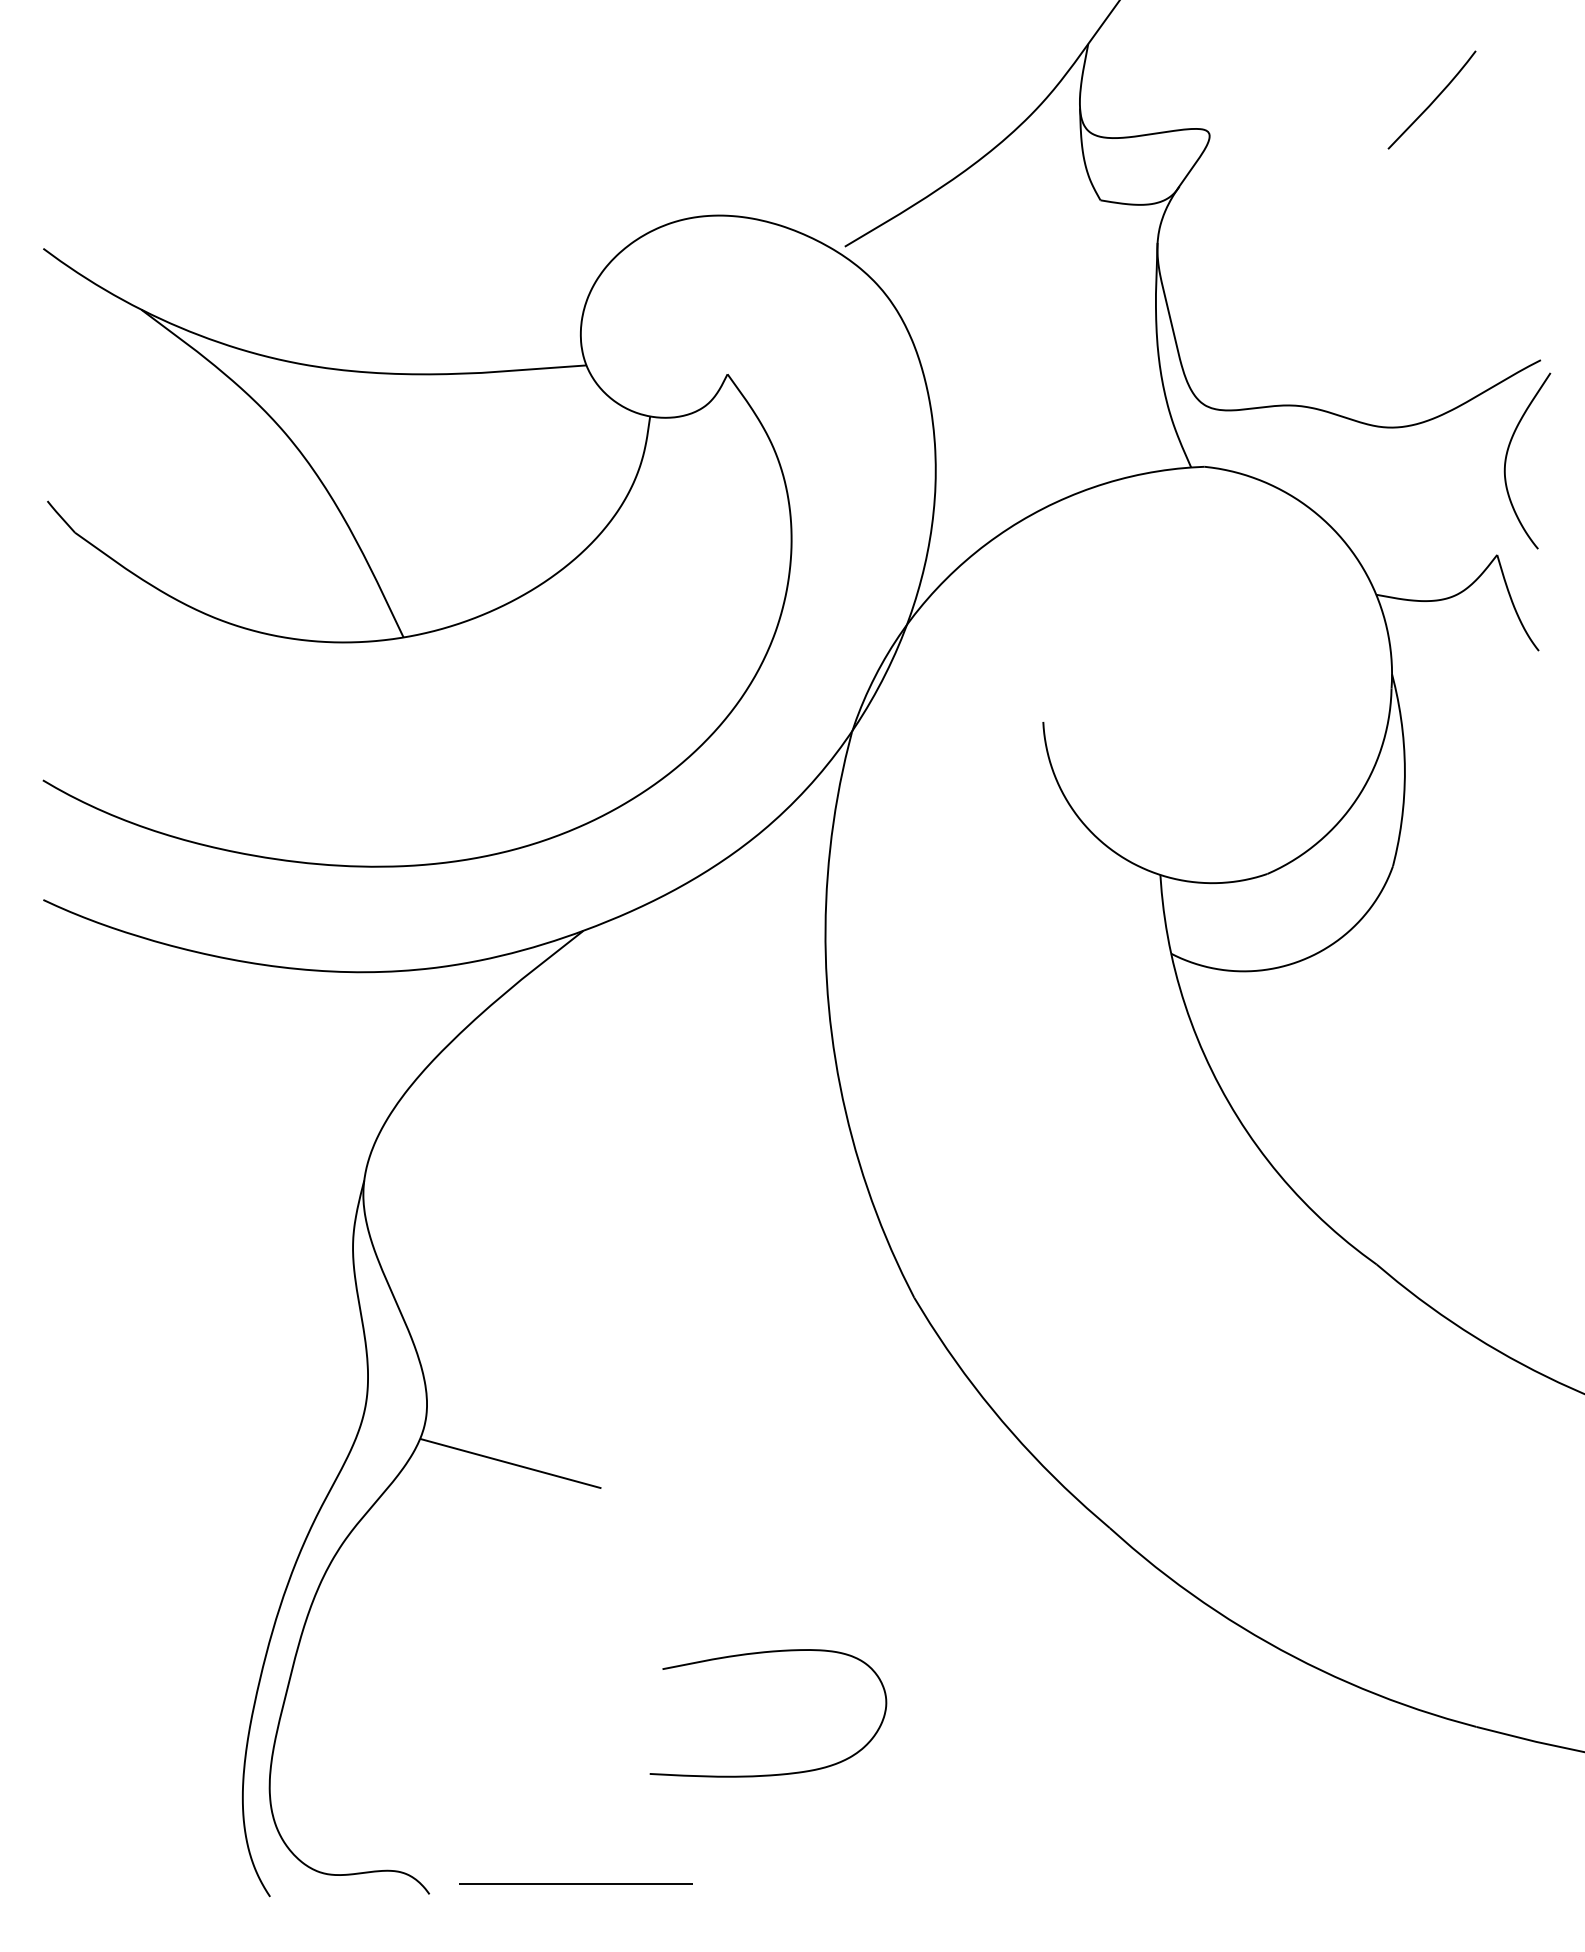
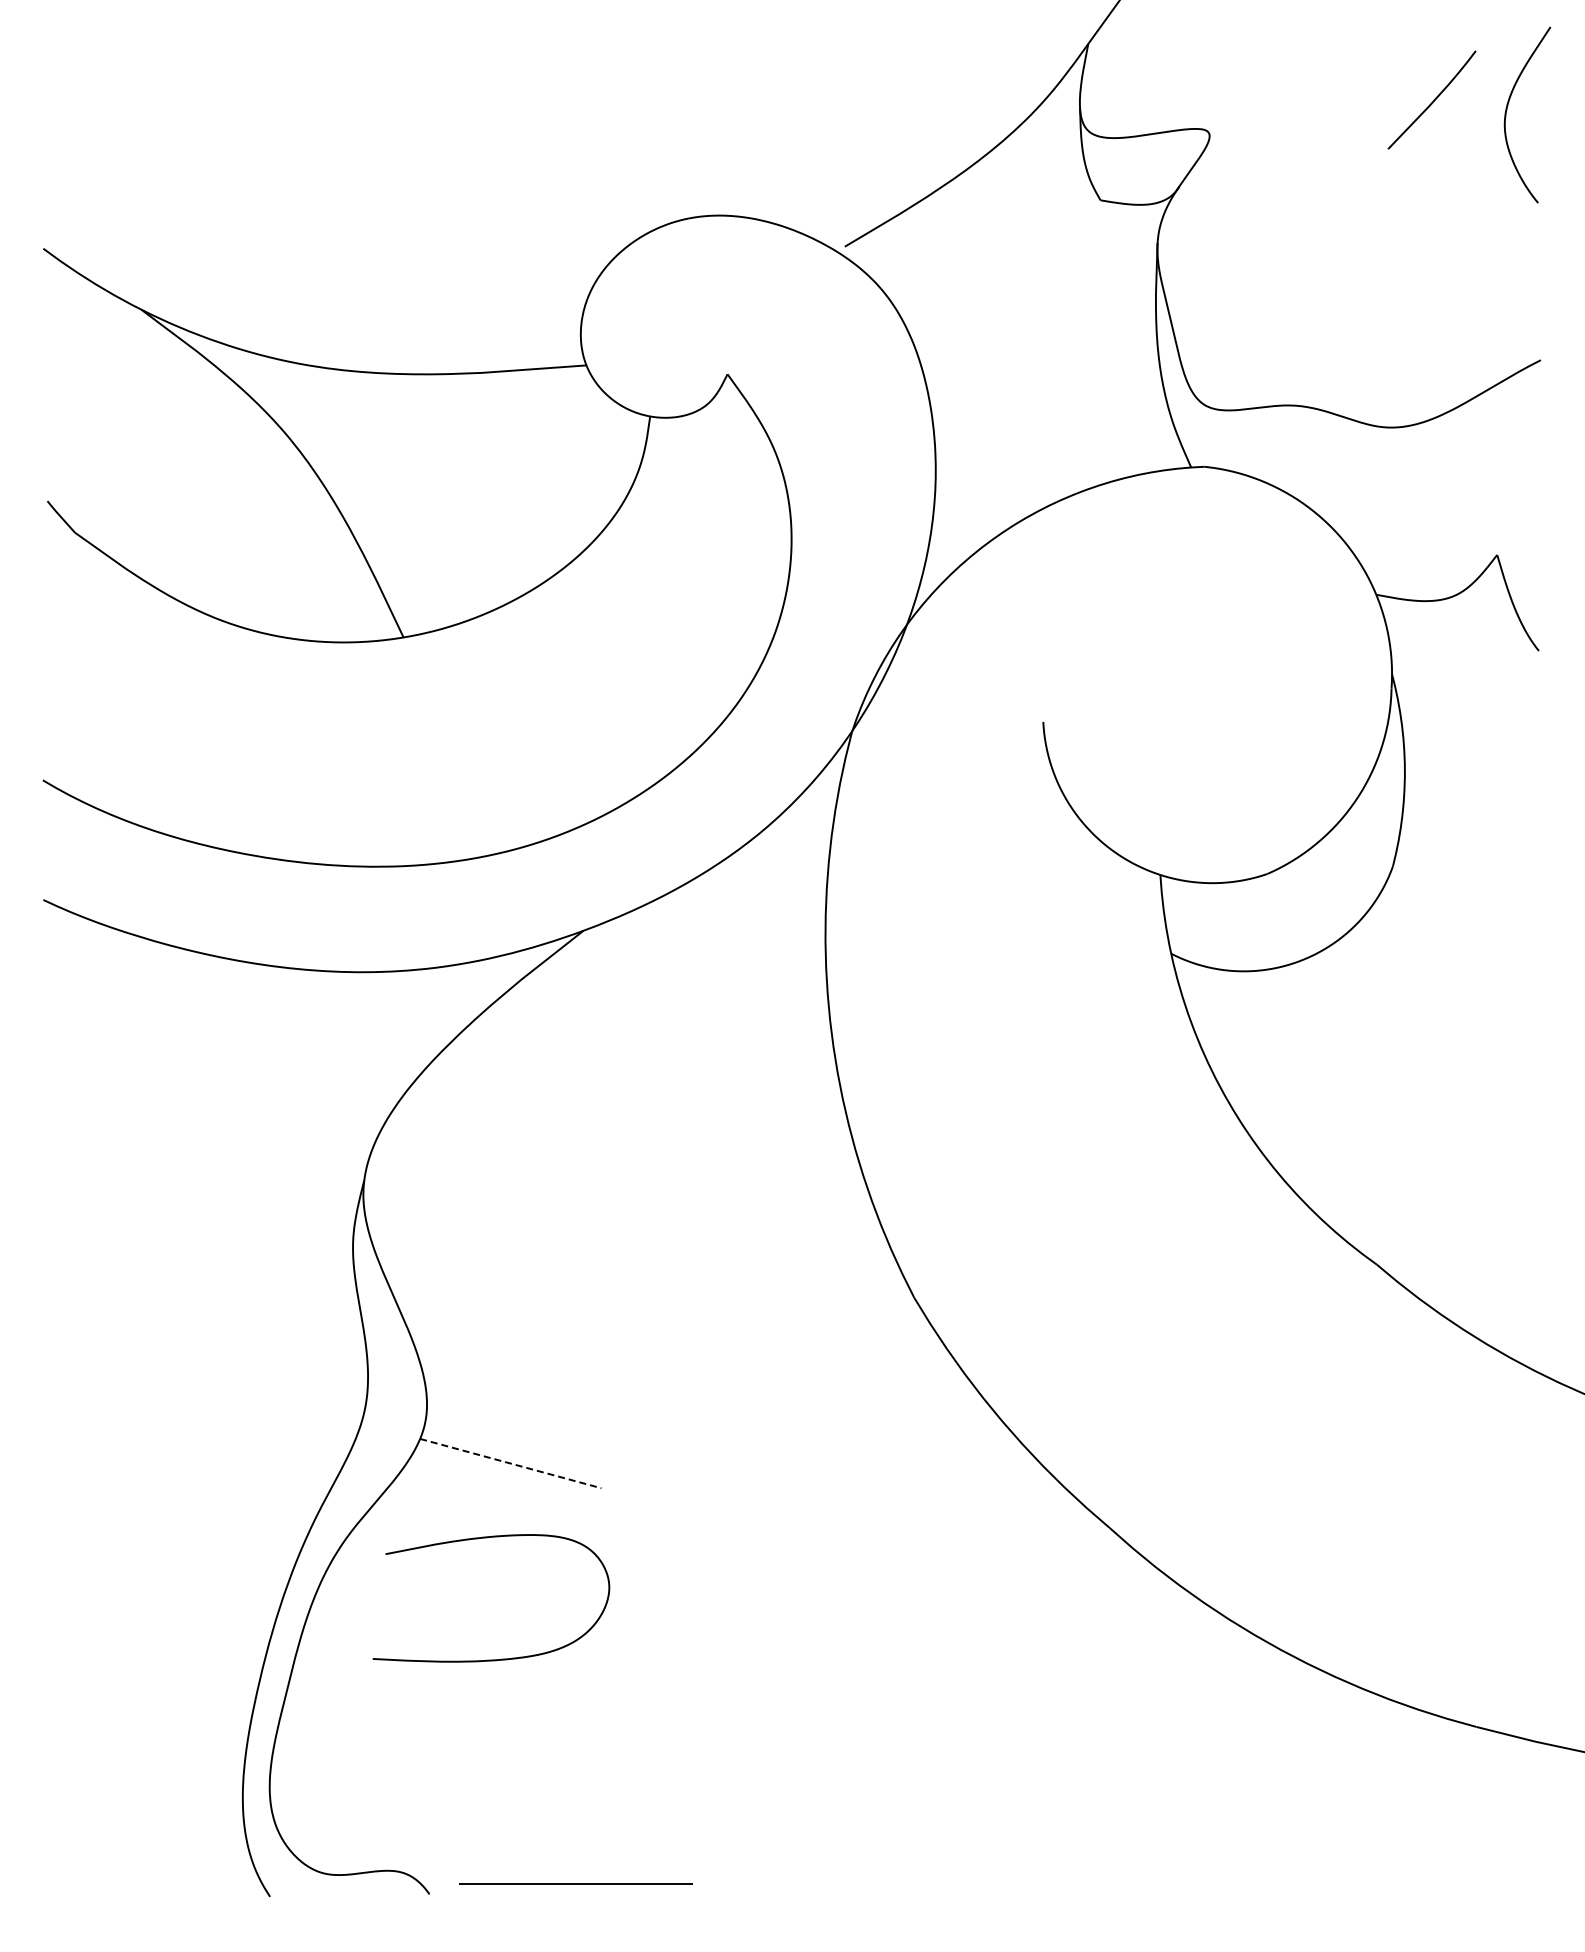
curve position: (1507, 456) -> (1507, 110) (1507, 110)
line: solid -> dashed (510, 1463)
curve position: (764, 1653) -> (487, 1538) (487, 1538)
